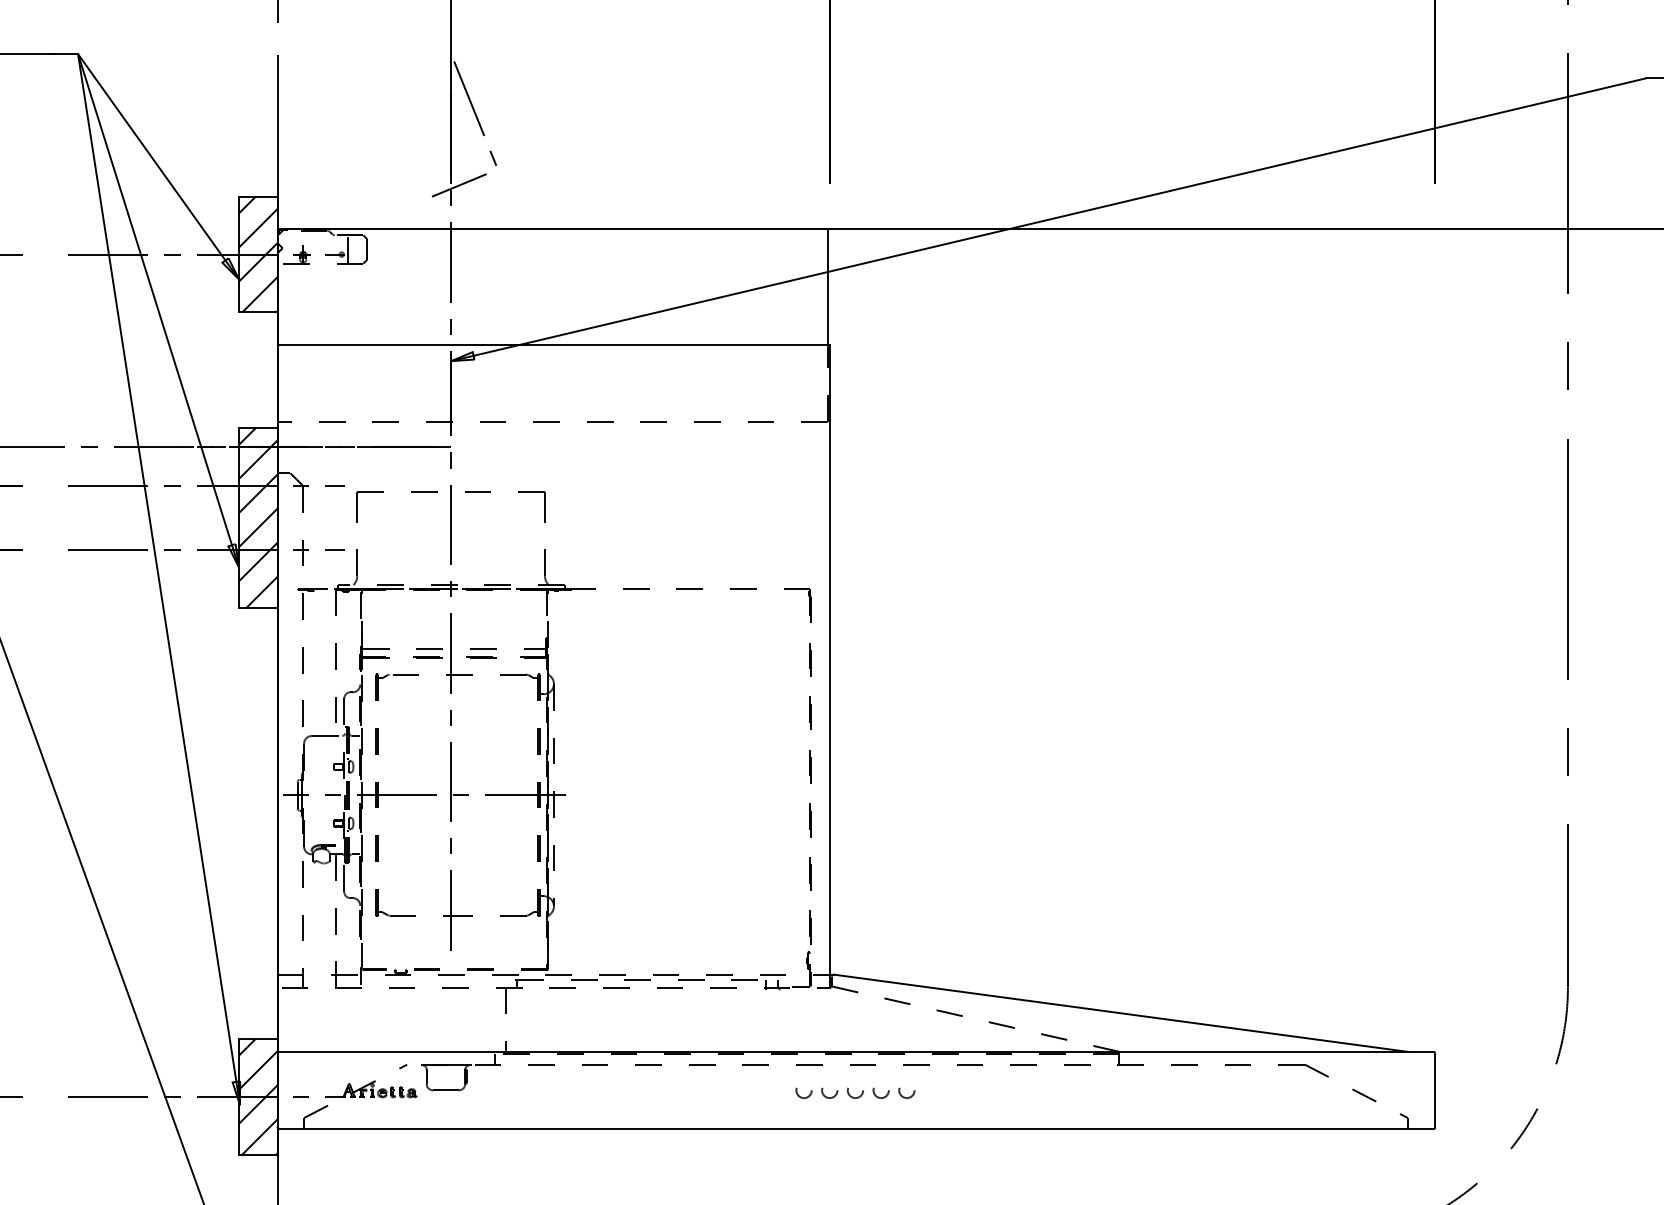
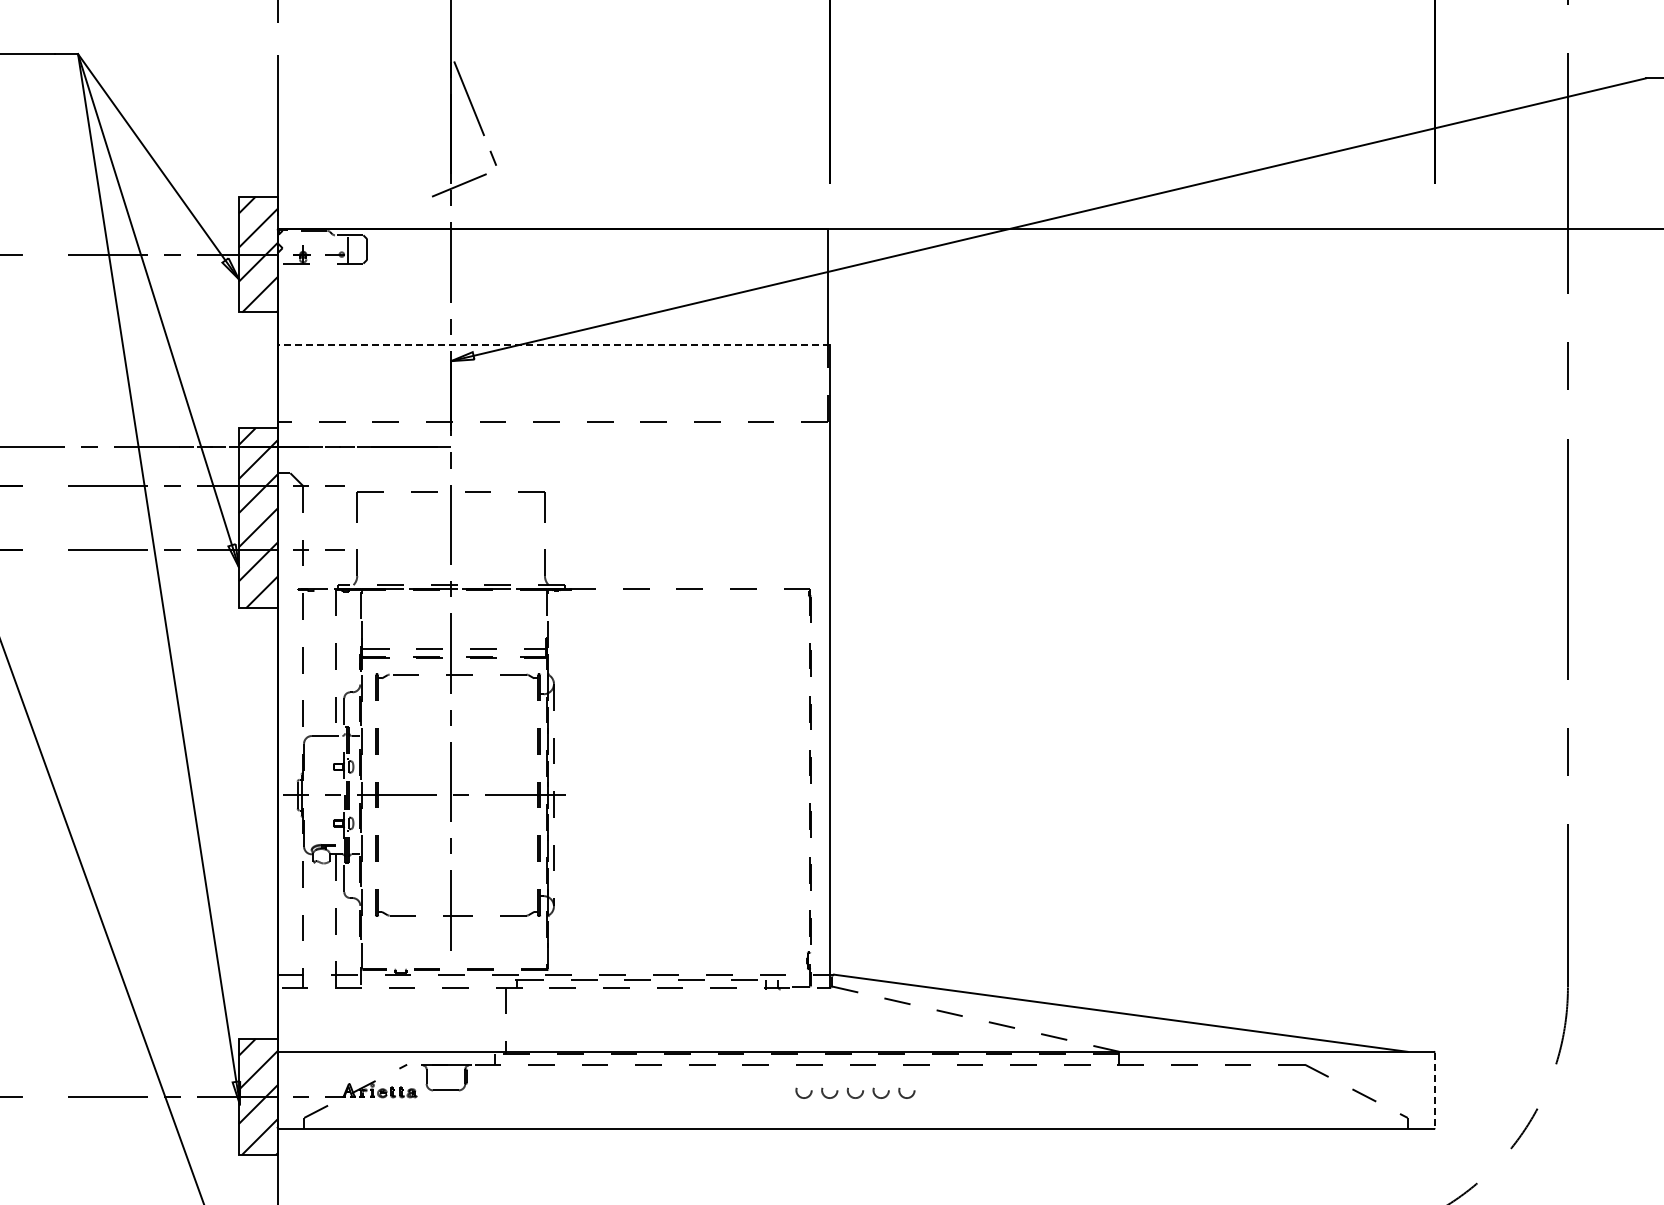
line: solid -> dashed (553, 344)
line: solid -> dashed (1434, 1090)
